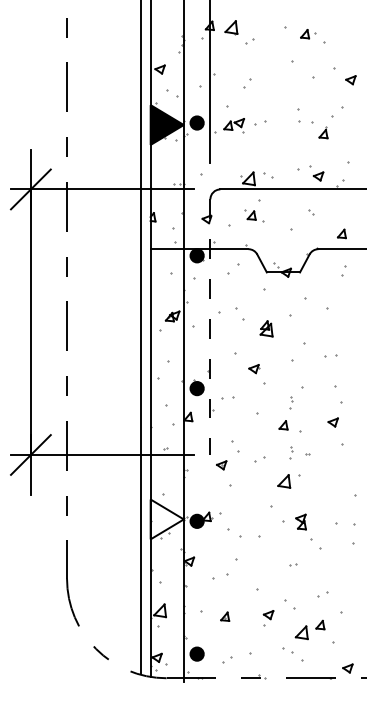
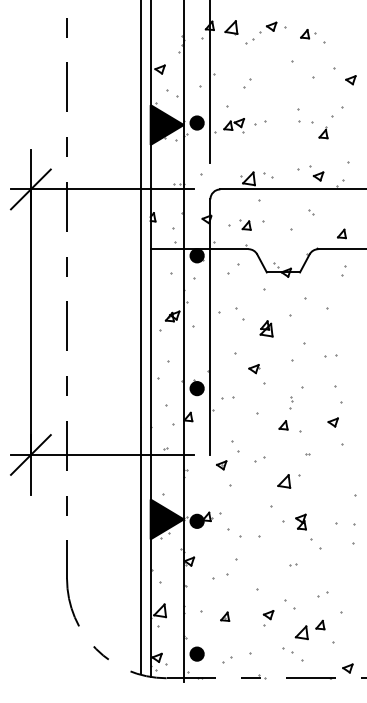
part: none -> present (268, 27)
part position: (250, 214) -> (245, 224) (245, 224)
line: dashed -> solid (210, 327)
part: present -> none (291, 452)
fill: none -> present (166, 519)
